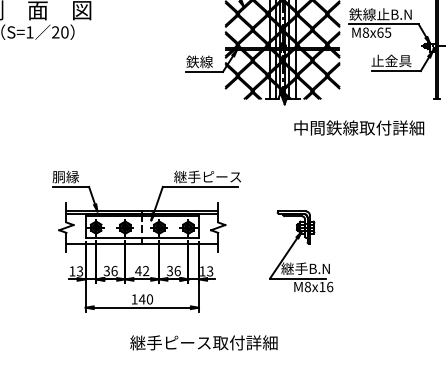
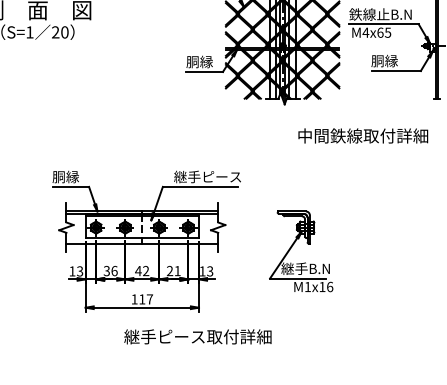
text: M8x65 -> M4x65 (365, 32)
text: 止金具 -> 胴縁 (391, 60)
text: 鉄線 -> 胴縁 (199, 61)
text position: (359, 127) -> (363, 135) (363, 135)
text: 36 -> 21 (173, 270)
text: M8x16 -> M1x16 (307, 286)
text: 140 -> 117 (145, 299)
text position: (203, 342) -> (197, 336) (197, 336)
